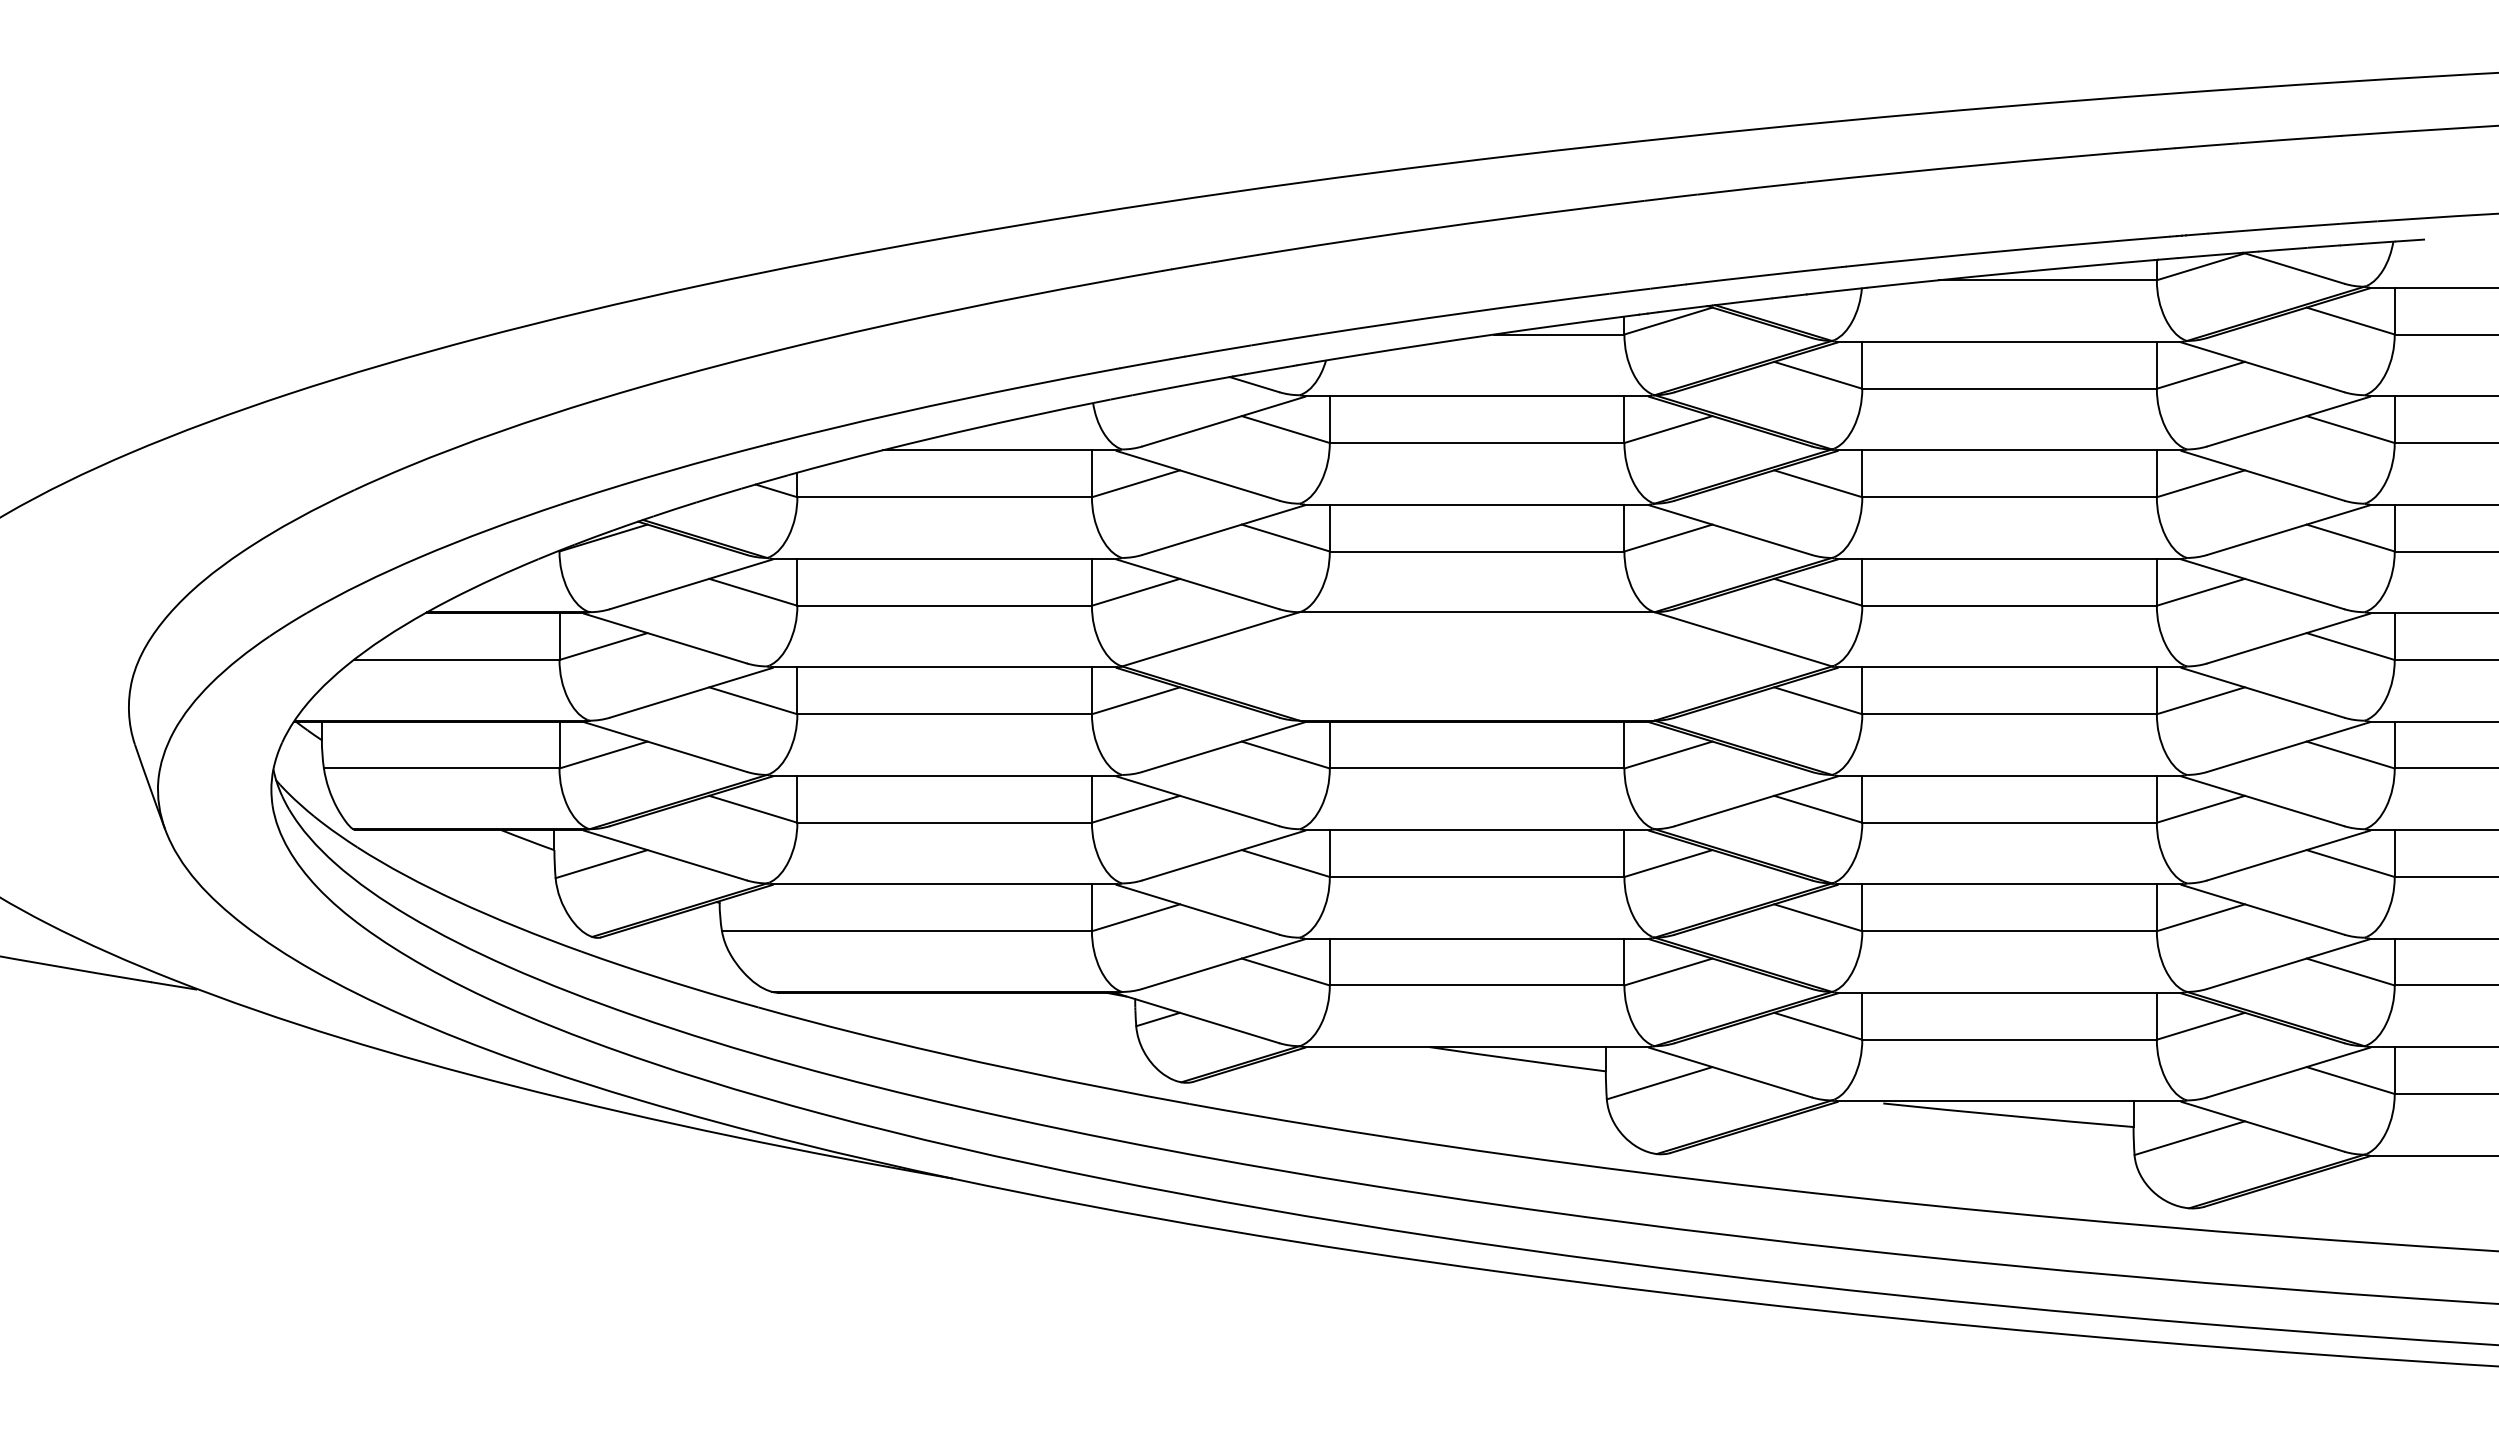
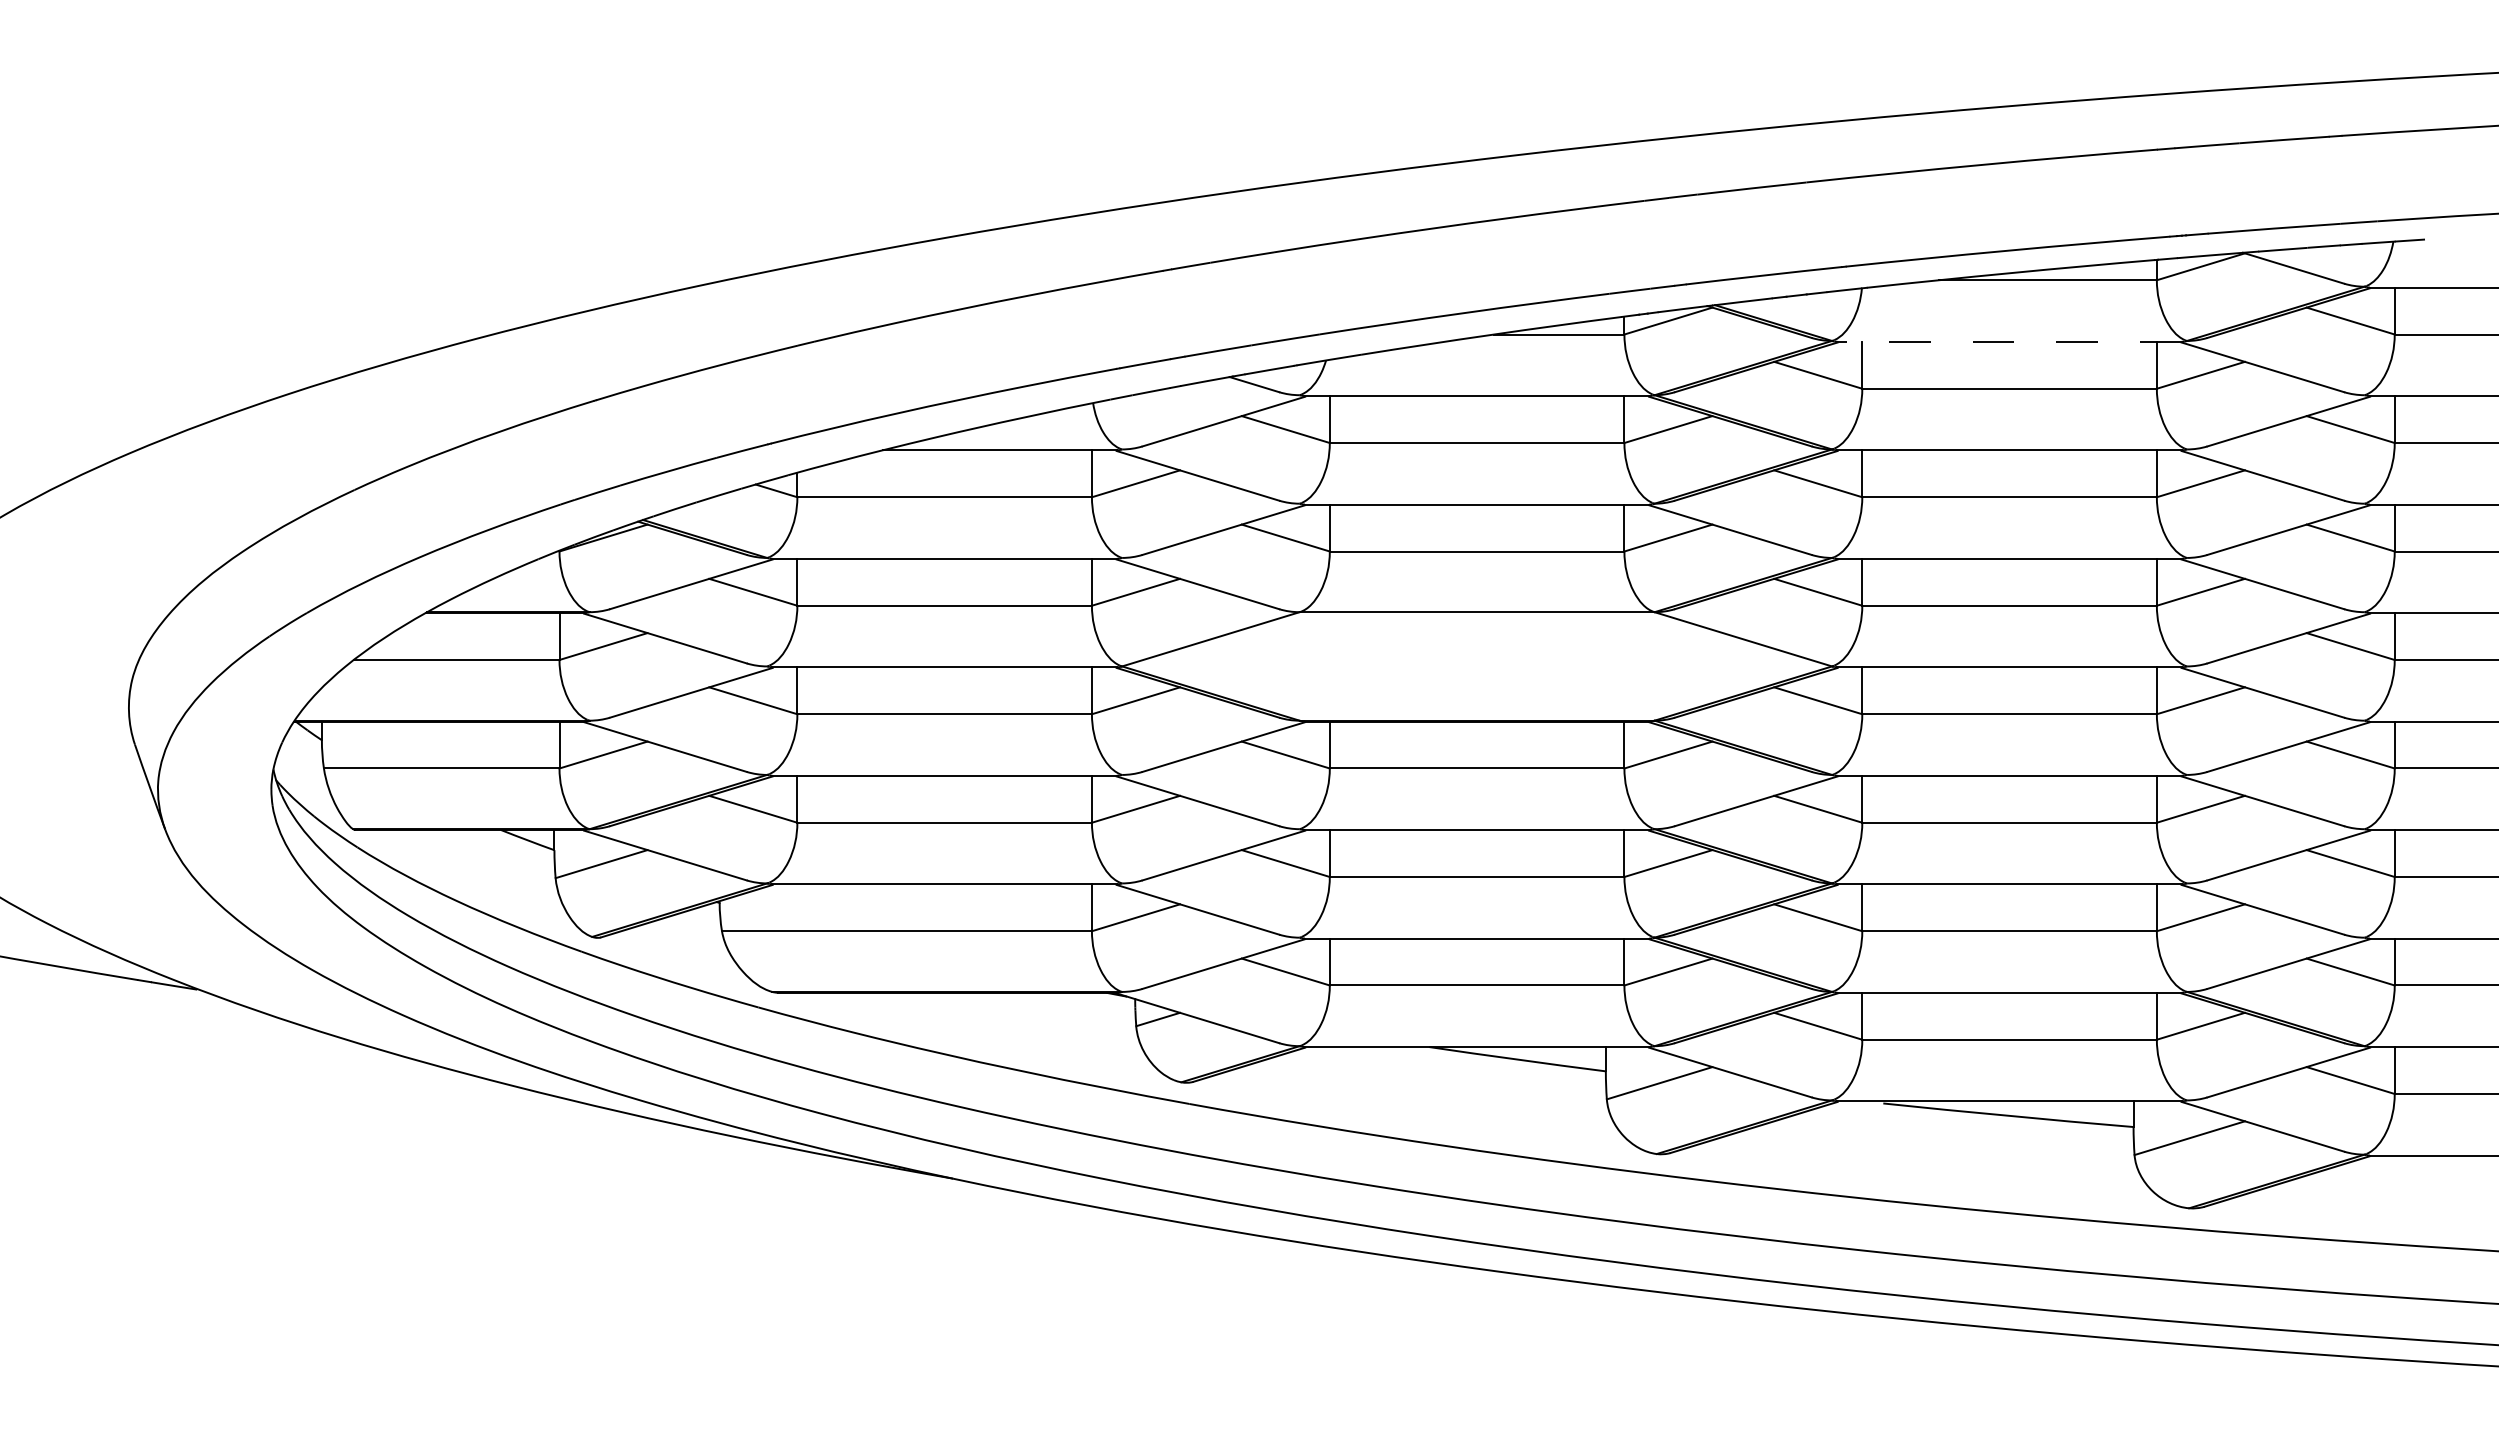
line: solid -> dashed (2009, 341)
